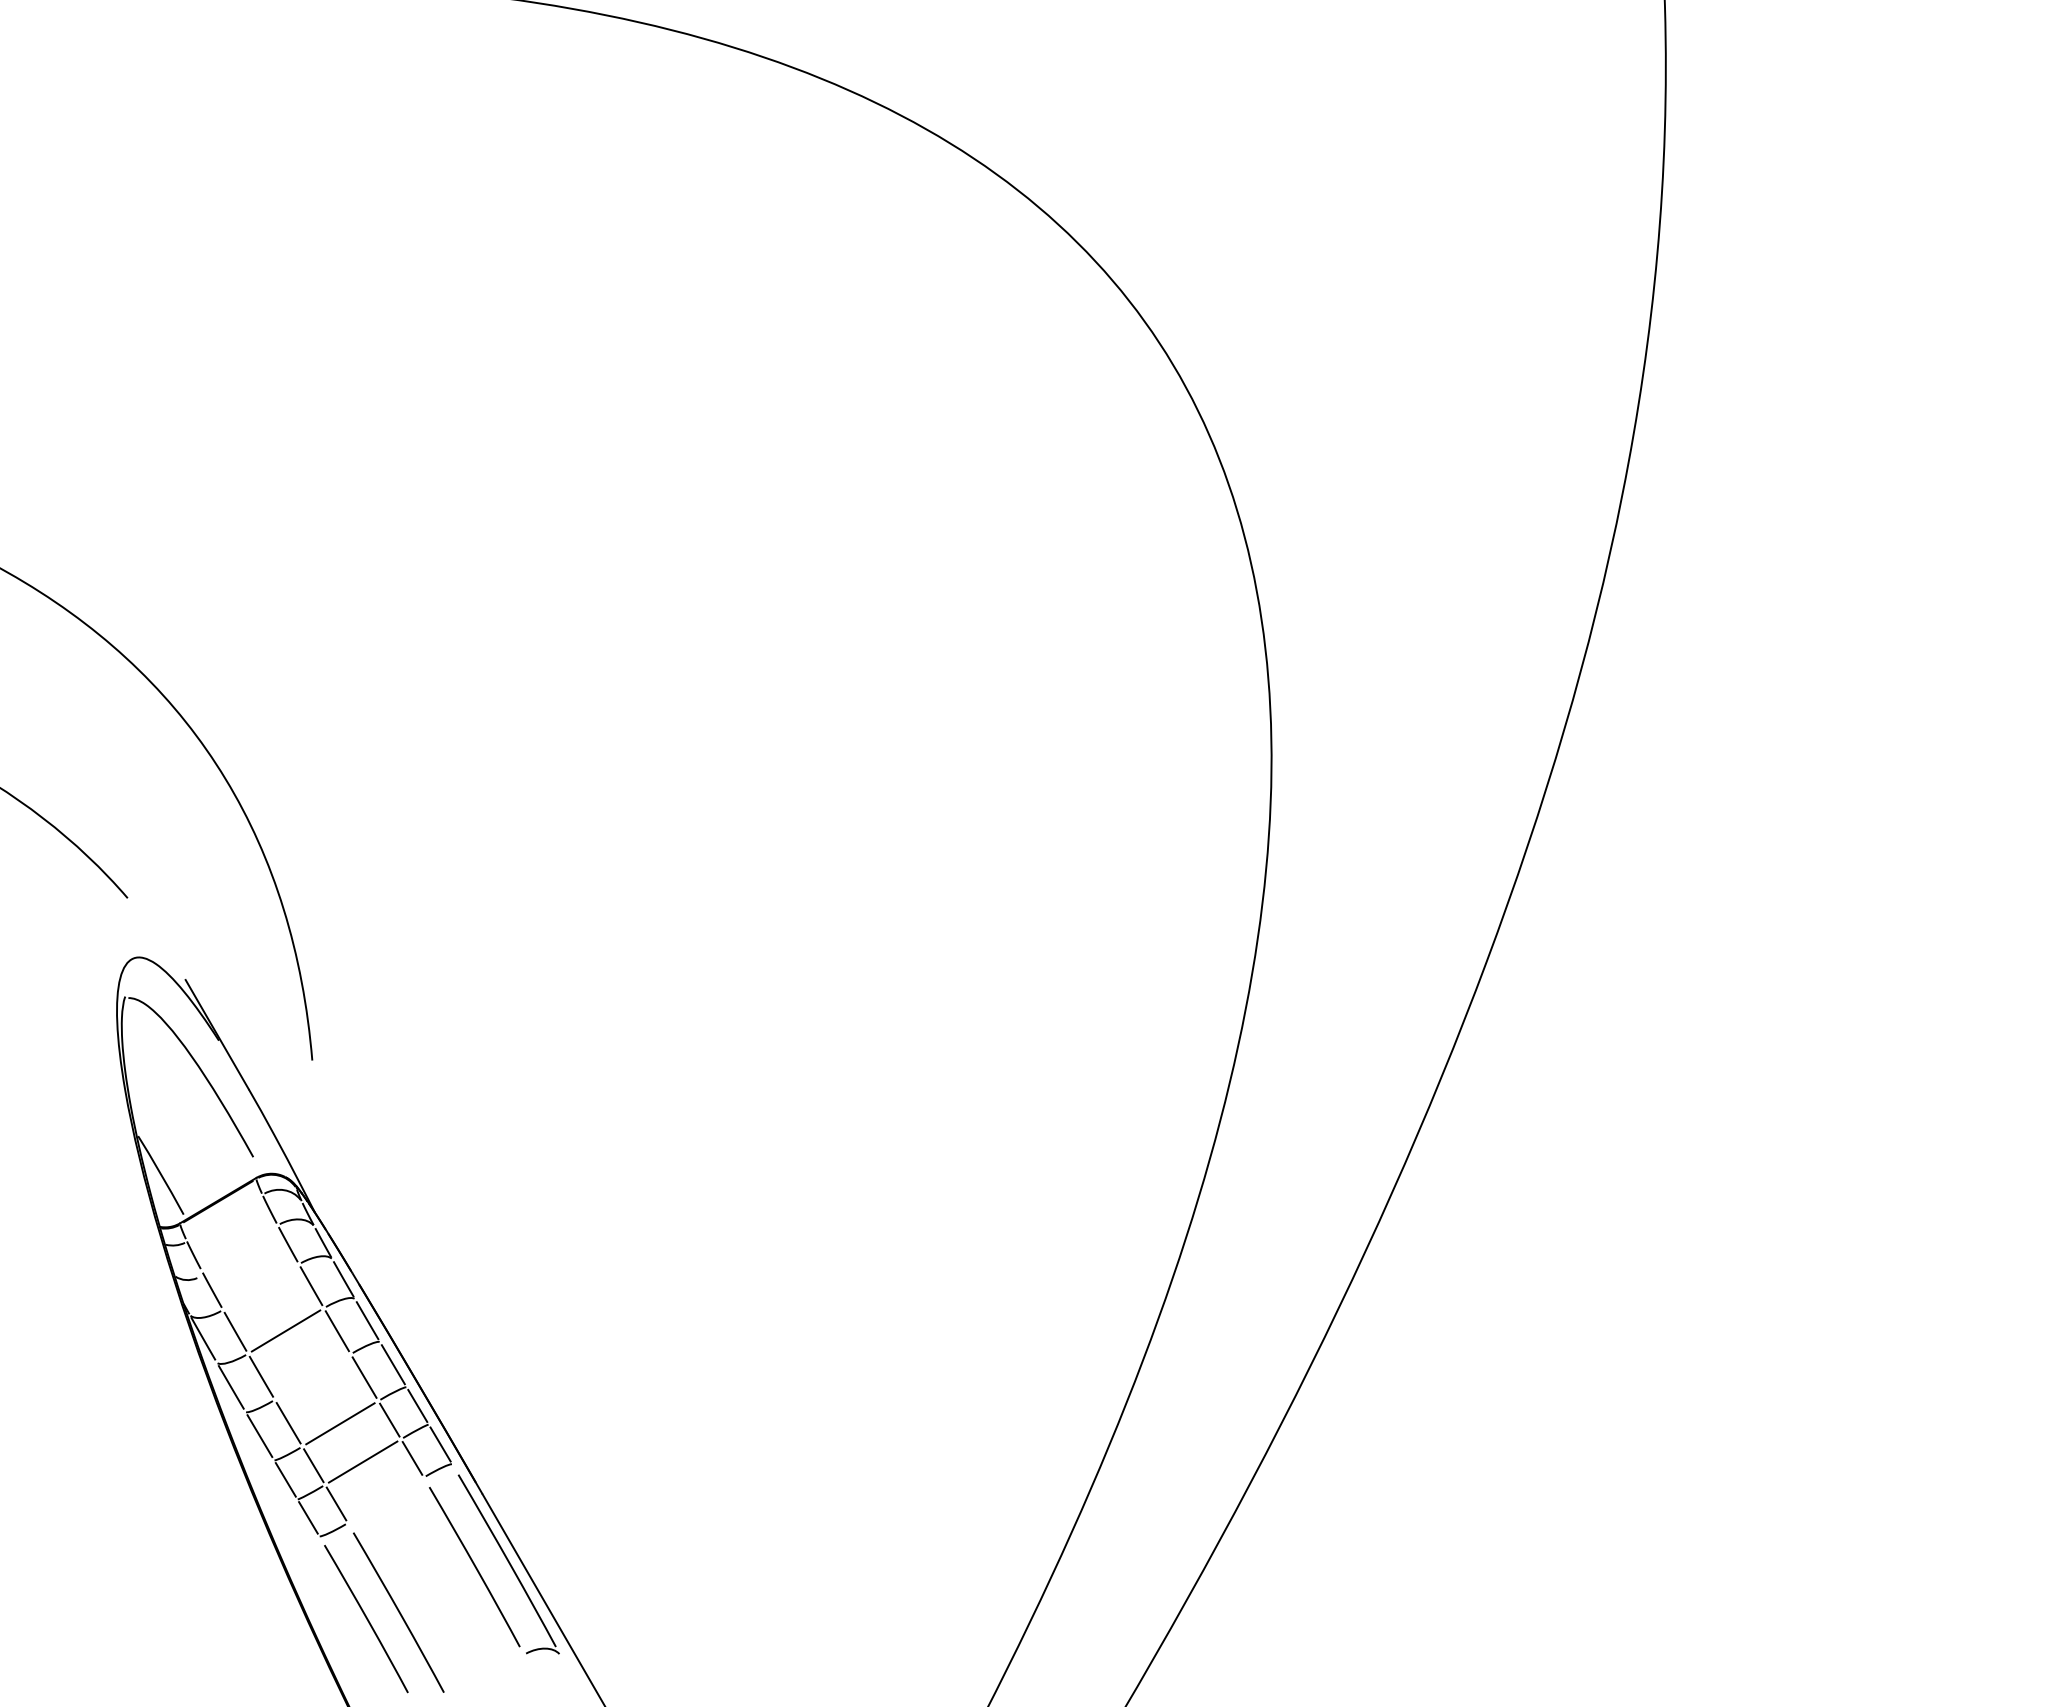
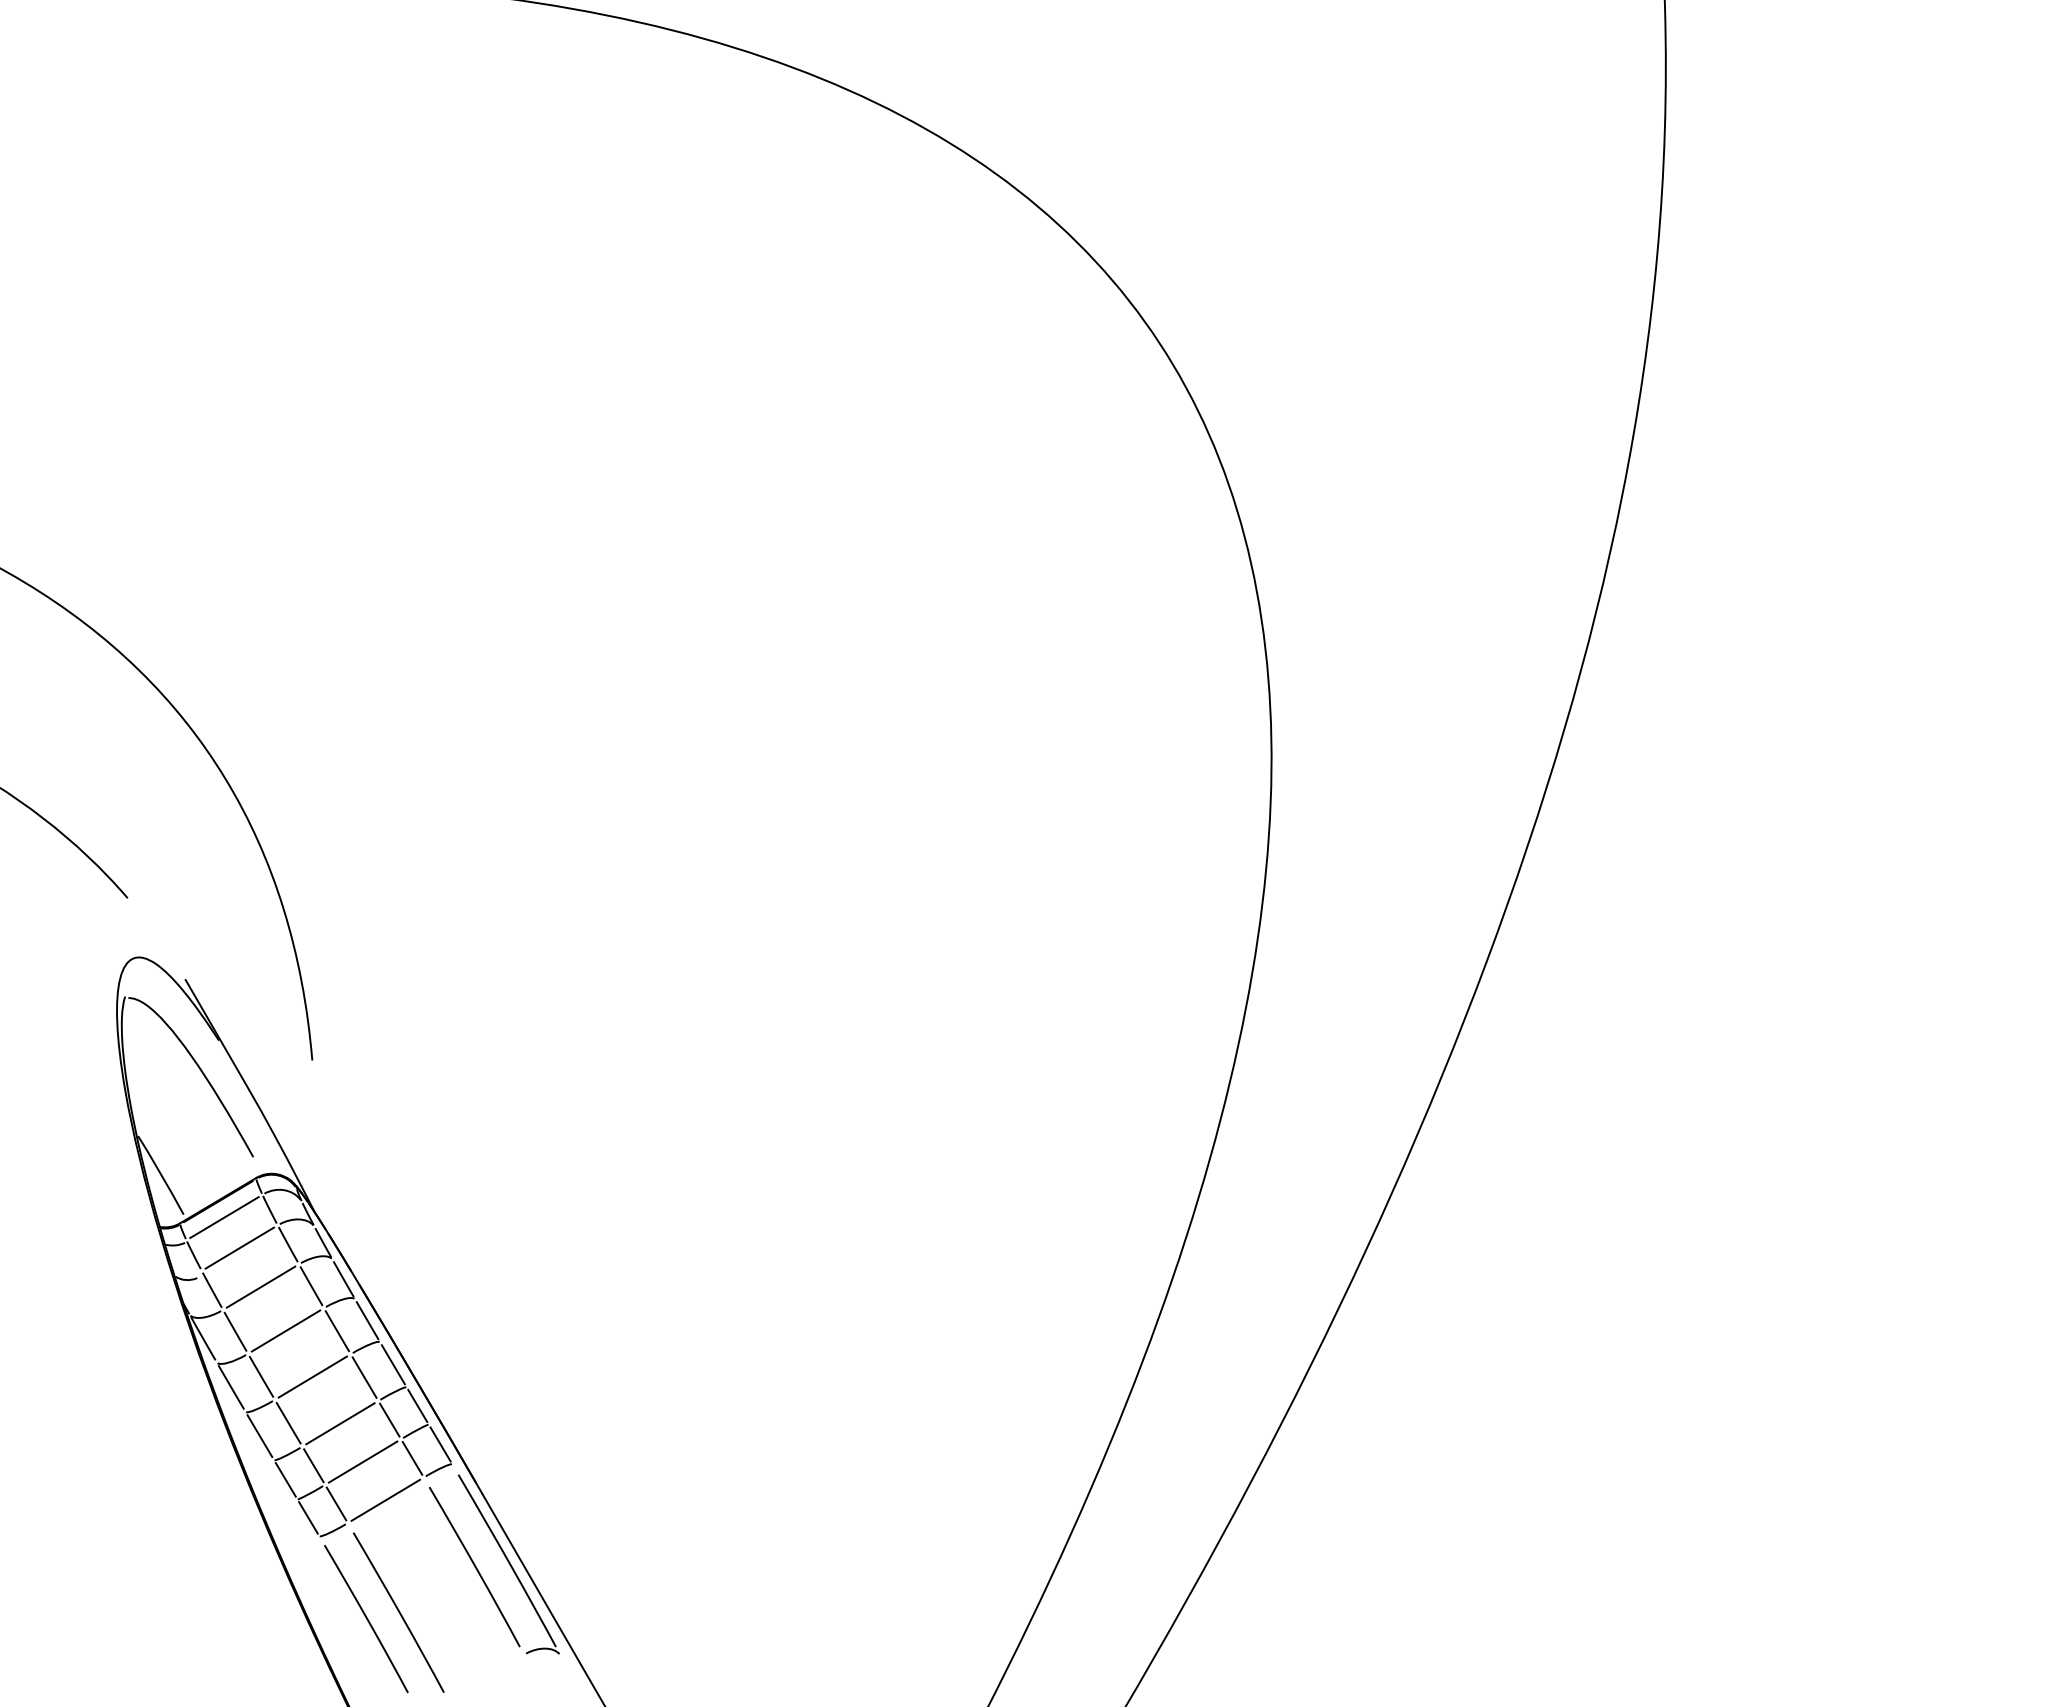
line: none -> present (224, 1217)
line: none -> present (239, 1247)
line: none -> present (260, 1286)
line: none -> present (312, 1376)
line: none -> present (385, 1499)
